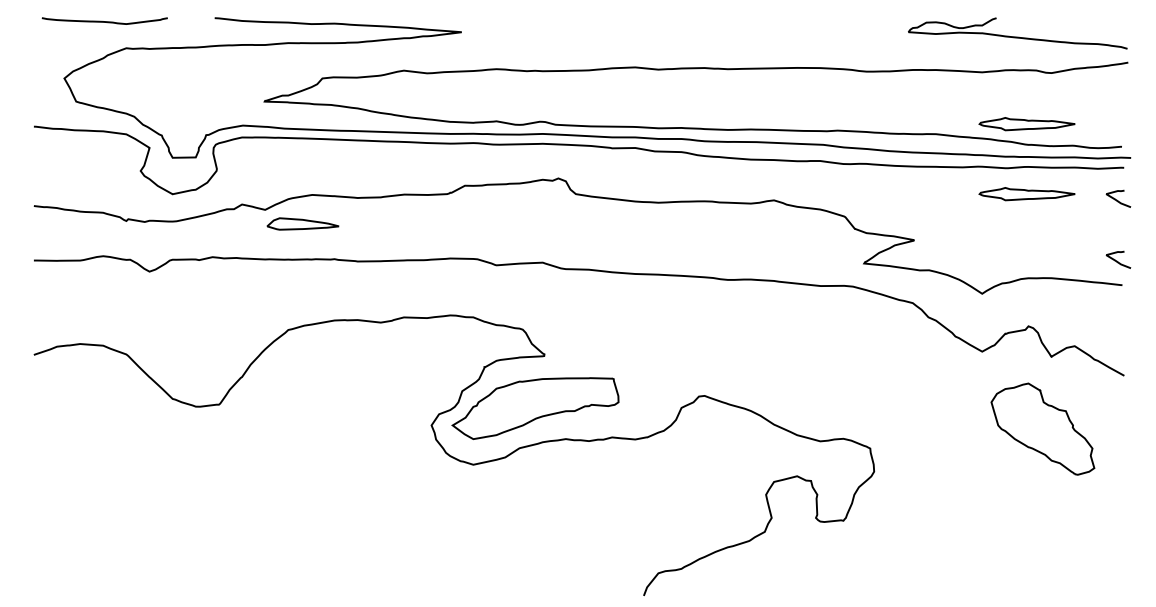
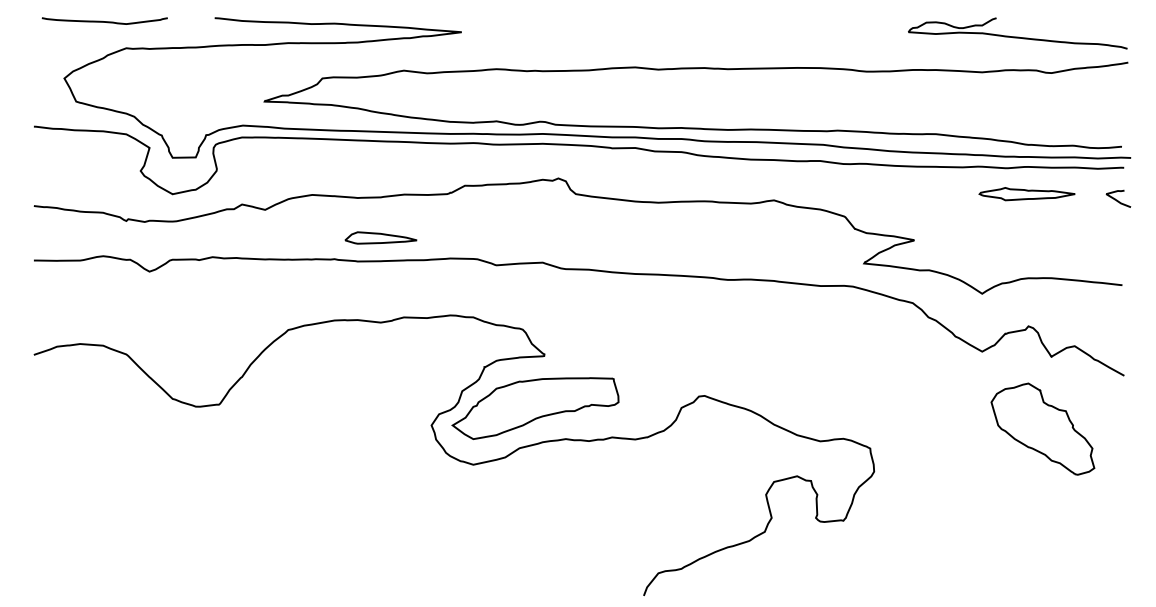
part: present -> none (1026, 124)
part position: (302, 223) -> (380, 237) (380, 237)
curve: present -> none (1117, 260)
